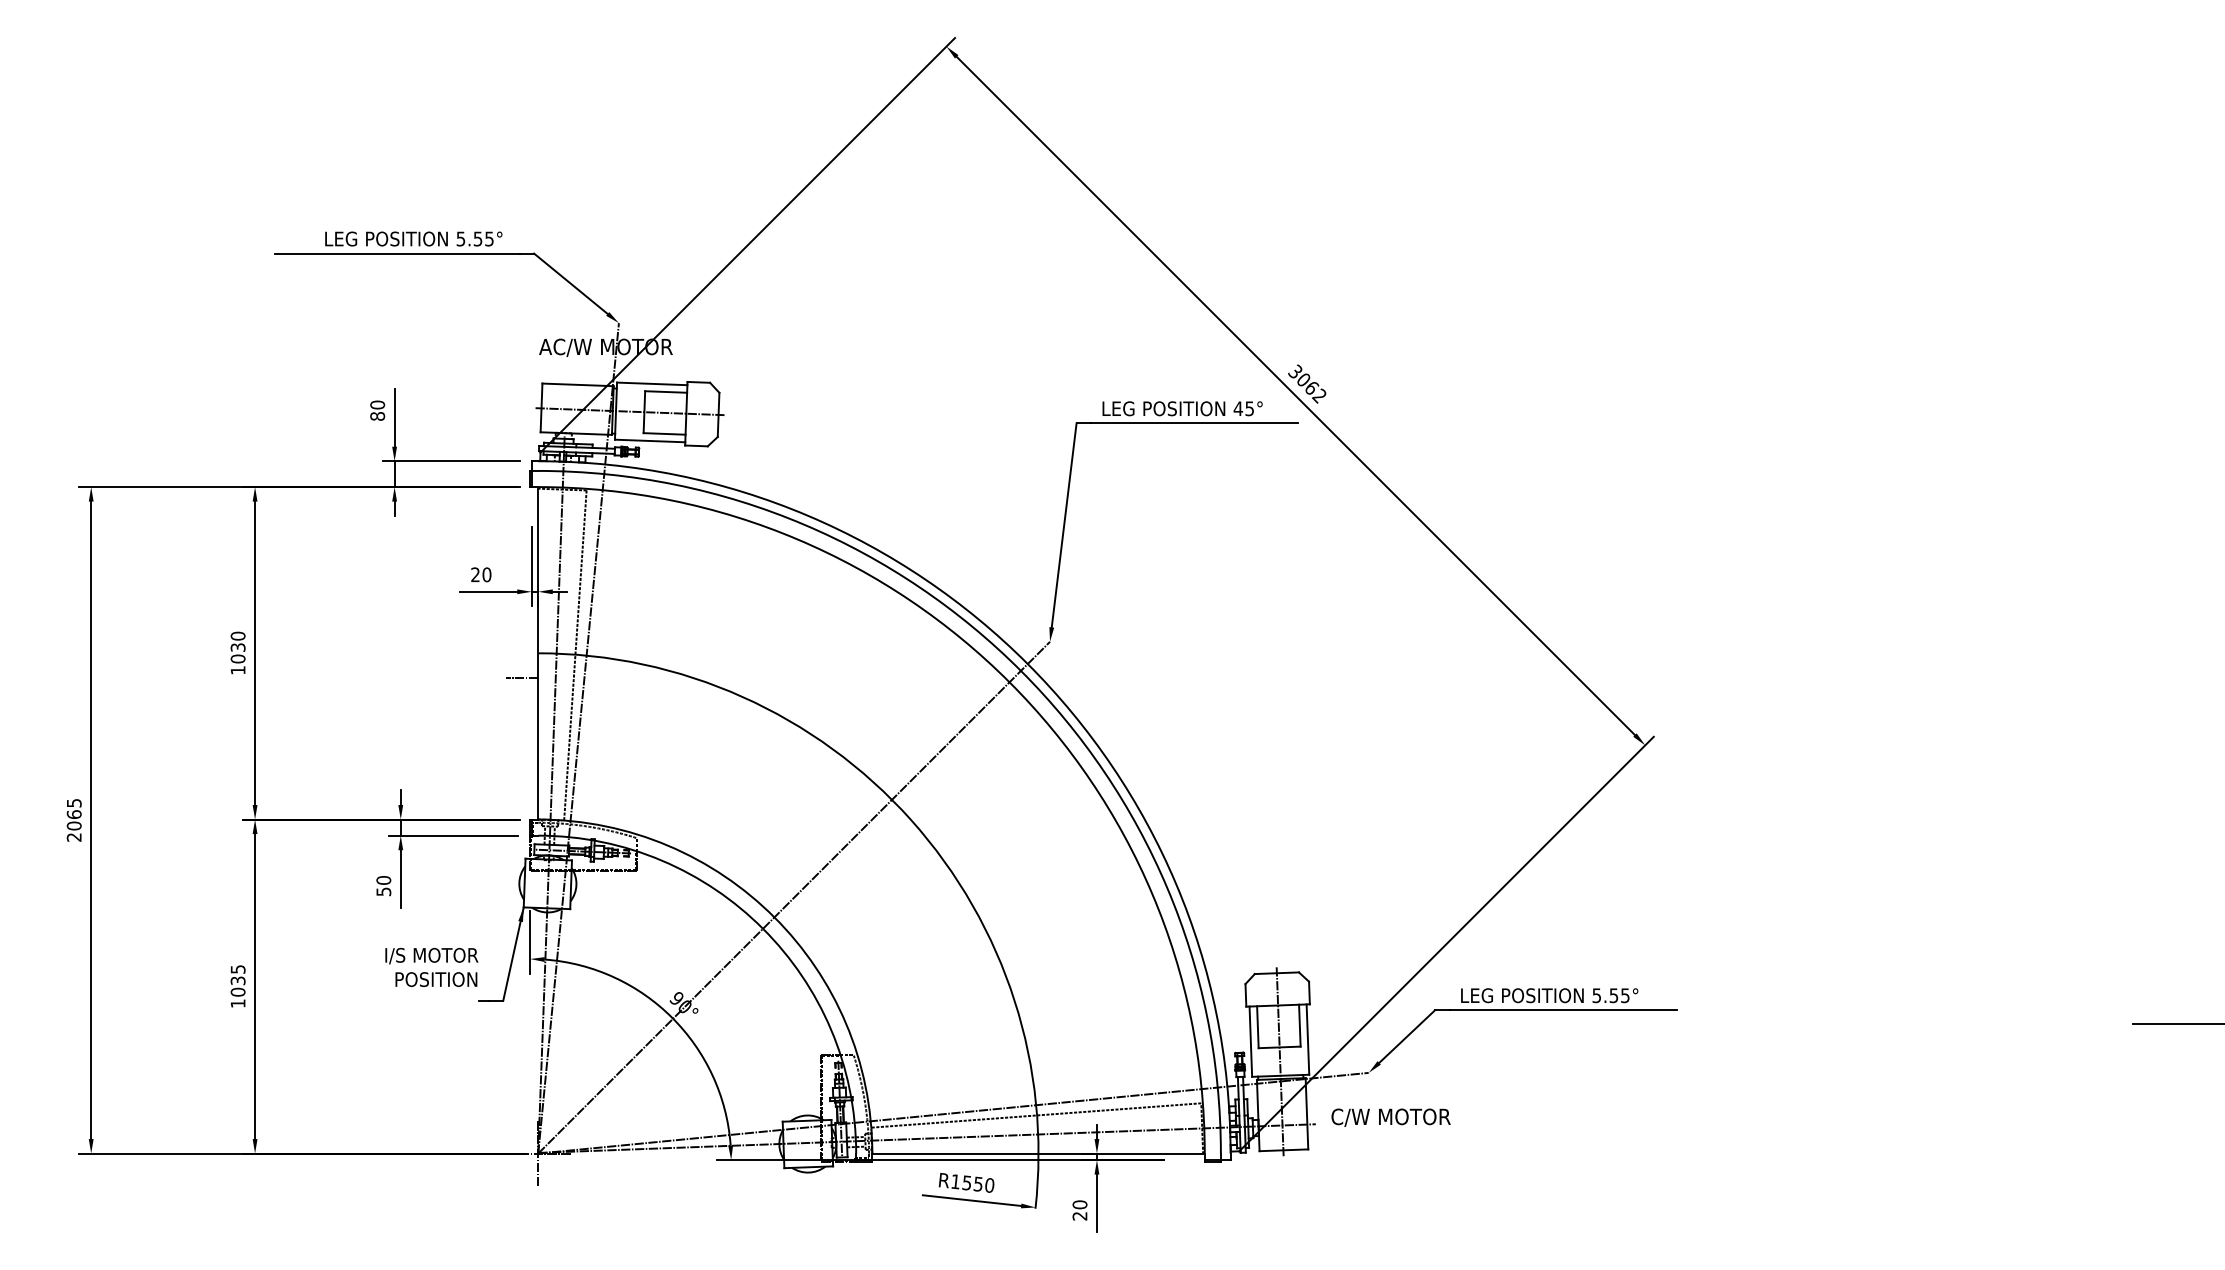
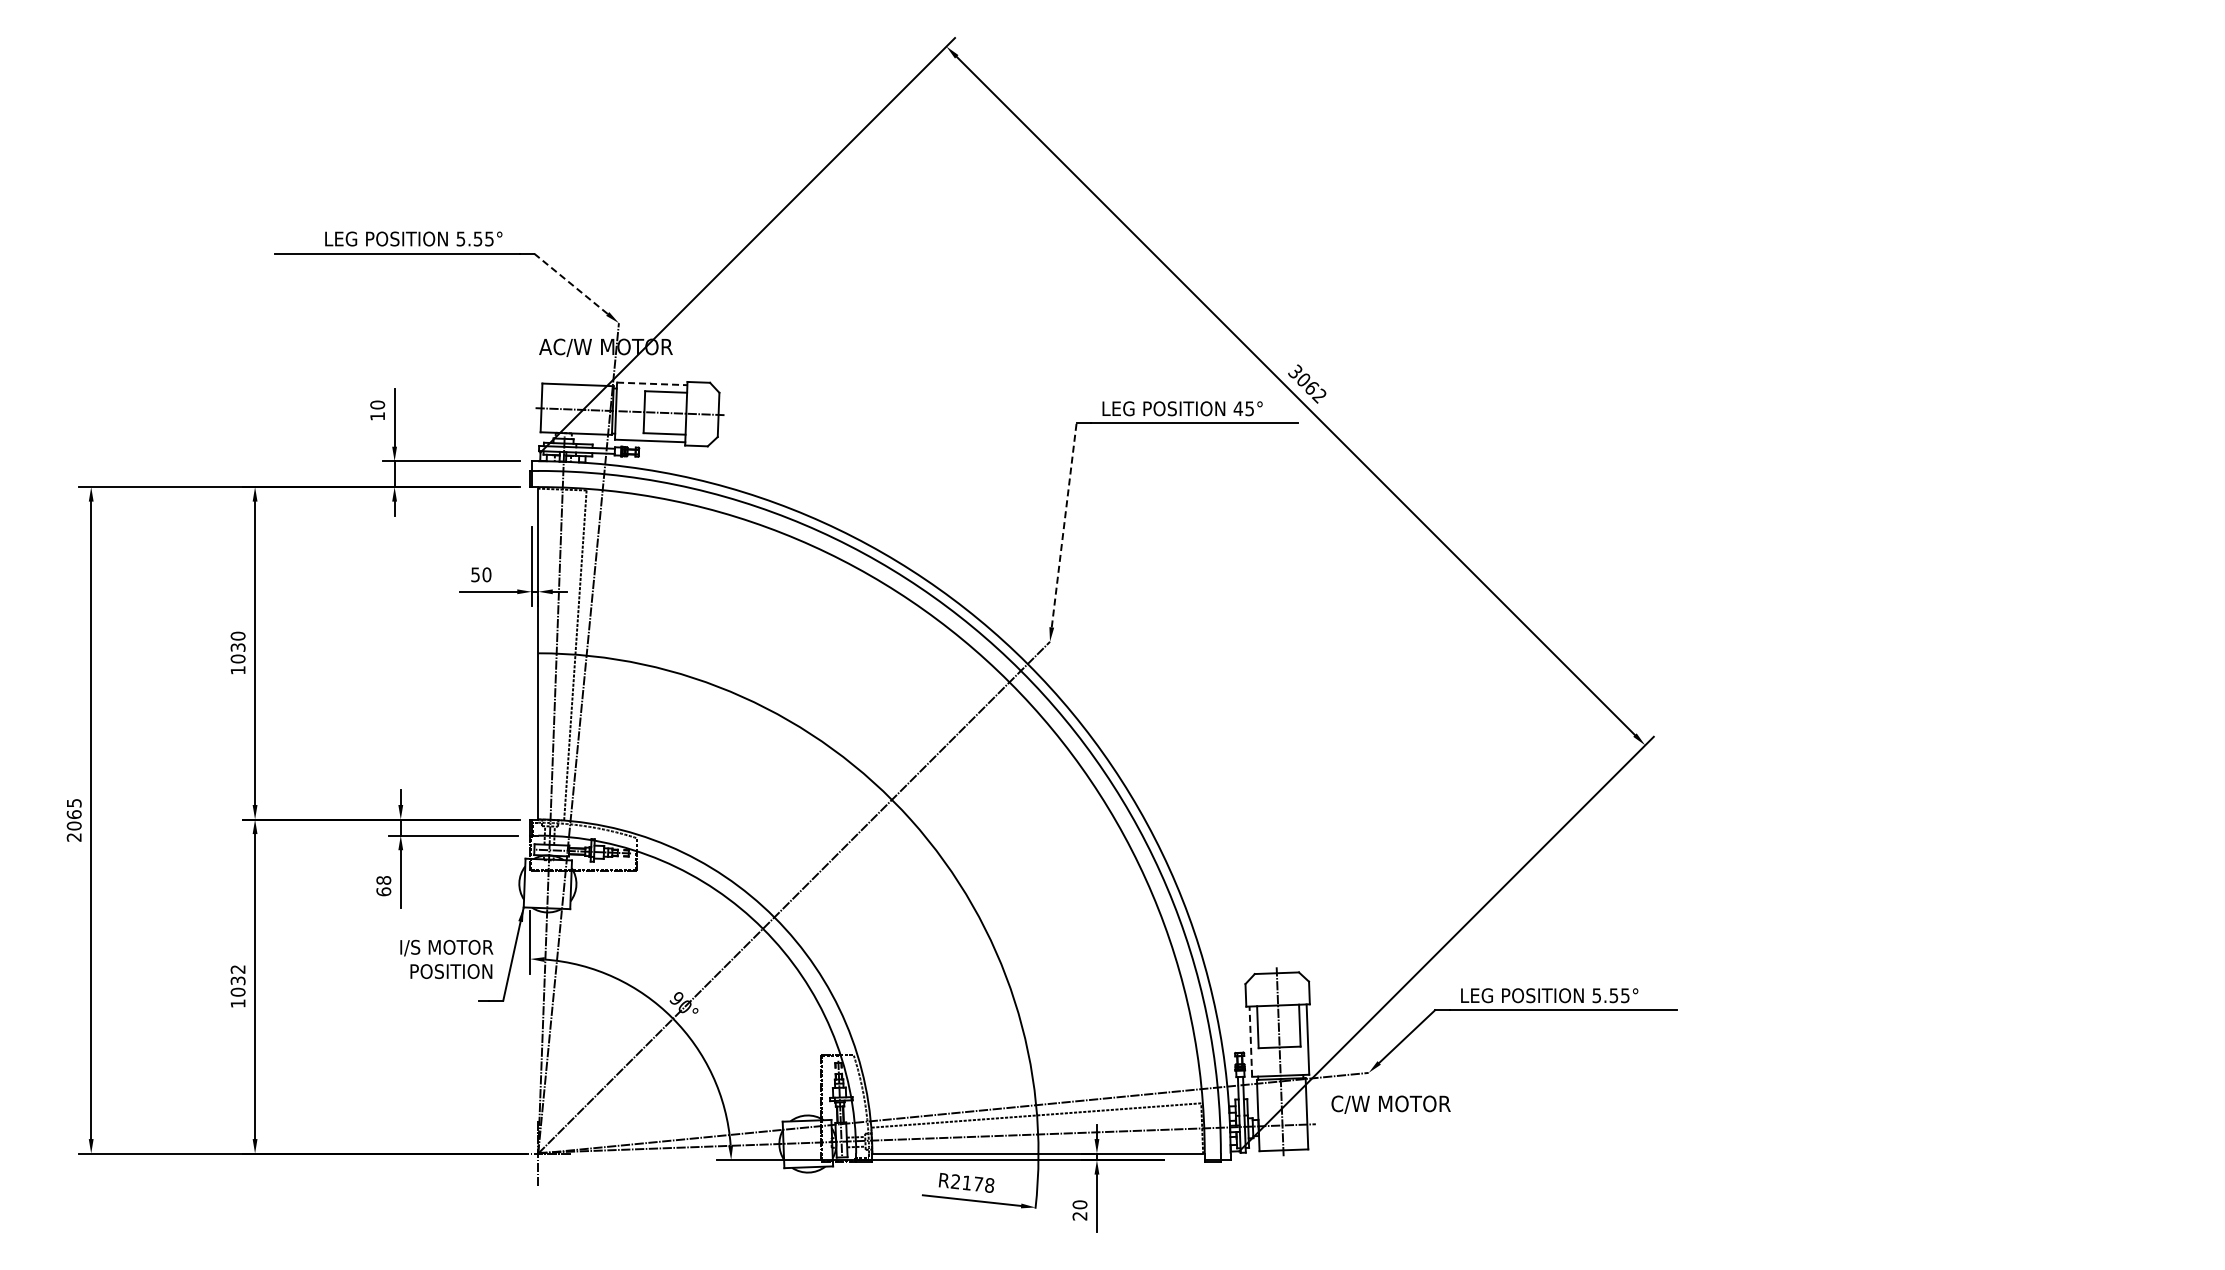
line: solid -> dashed (570, 283)
line: solid -> dashed (652, 383)
text: 80 -> 10 (377, 416)
line: solid -> dashed (1064, 525)
text: 20 -> 50 (475, 574)
line: present -> none (521, 678)
text: 50 -> 68 (383, 886)
text position: (431, 966) -> (446, 958) (446, 958)
text: 1035 -> 1032 (237, 969)
line: present -> none (2176, 1024)
line: solid -> dashed (1250, 1041)
text position: (1390, 1117) -> (1390, 1104) (1390, 1104)
text: R1550 -> R2178 (972, 1183)
